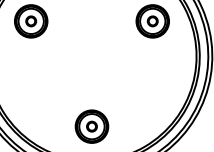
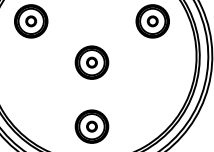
part: none -> present (91, 62)
